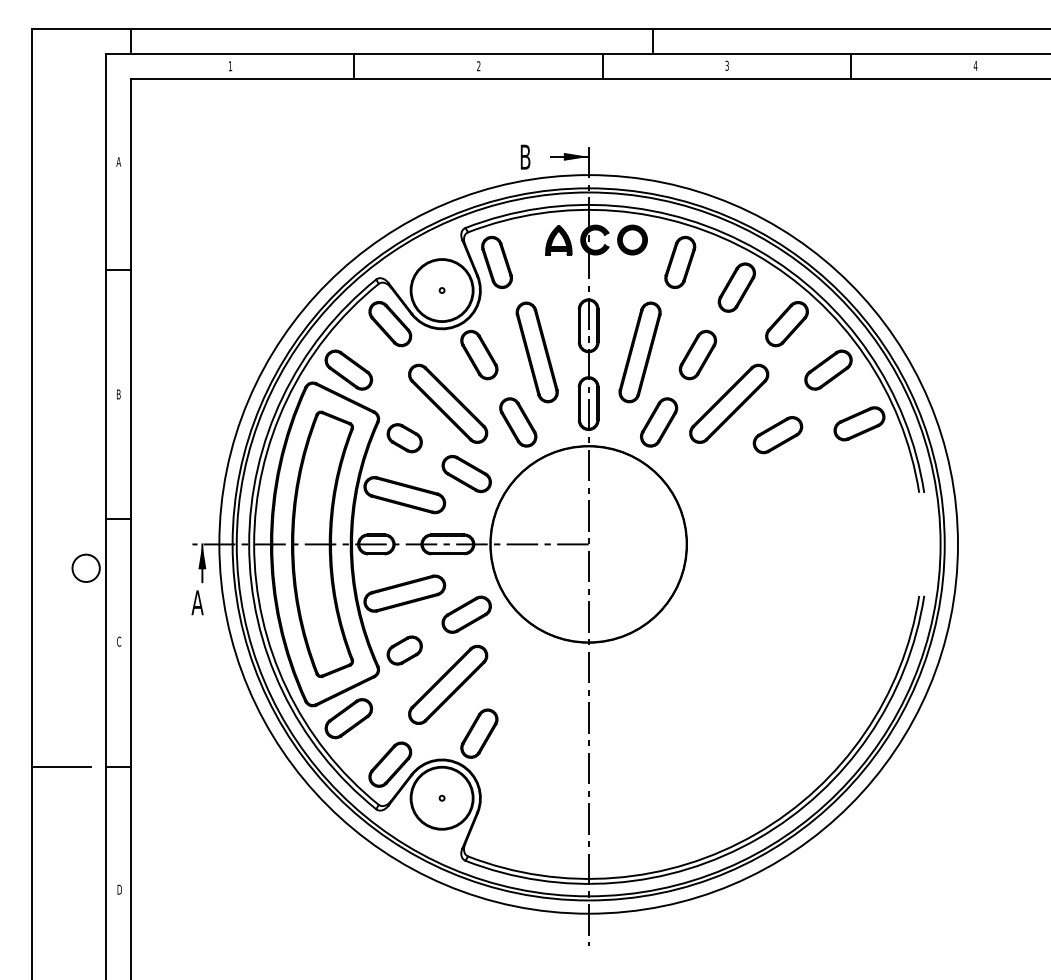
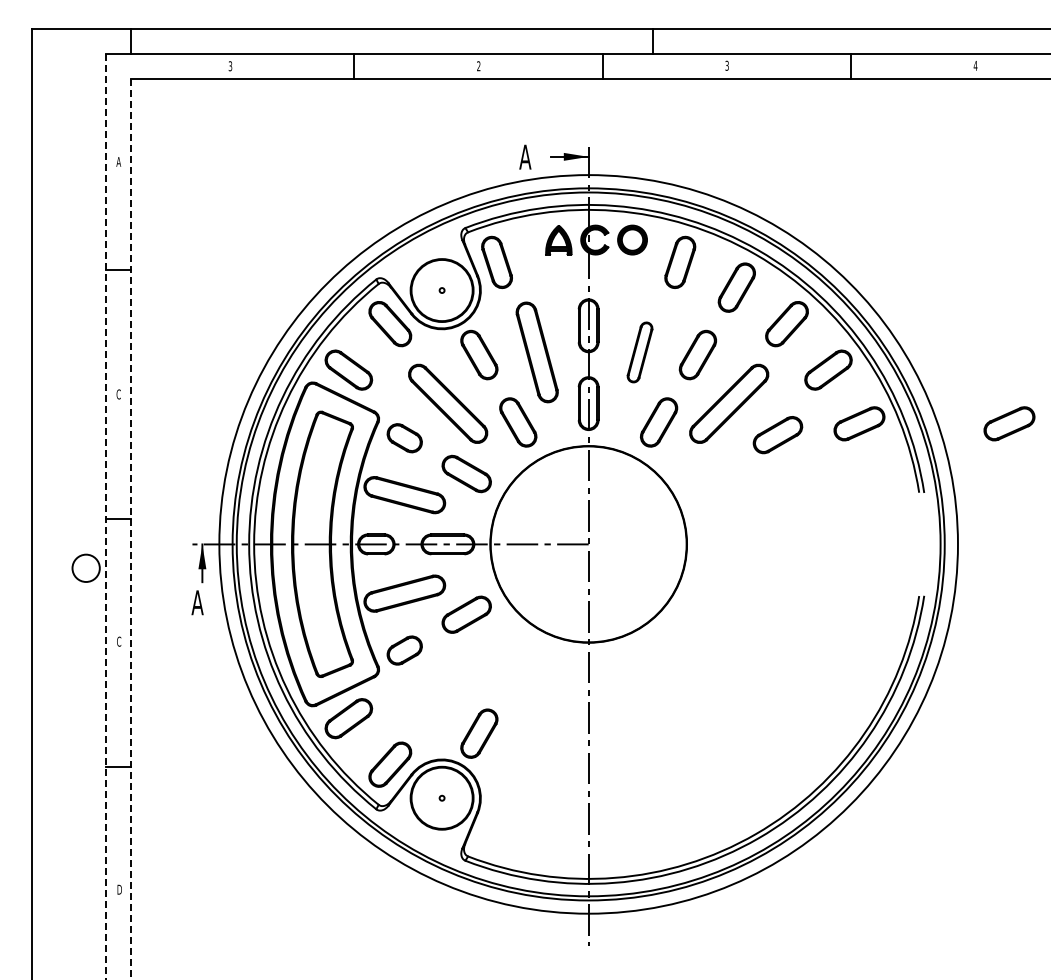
text: 1 -> 3 (230, 66)
text: B -> A (525, 156)
part size: 44x103 px -> 28x63 px (639, 352)
text: B -> C (118, 394)
part: none -> present (1009, 423)
line: solid -> dashed (106, 517)
line: solid -> dashed (130, 529)
part: present -> none (448, 684)
line: present -> none (61, 767)
